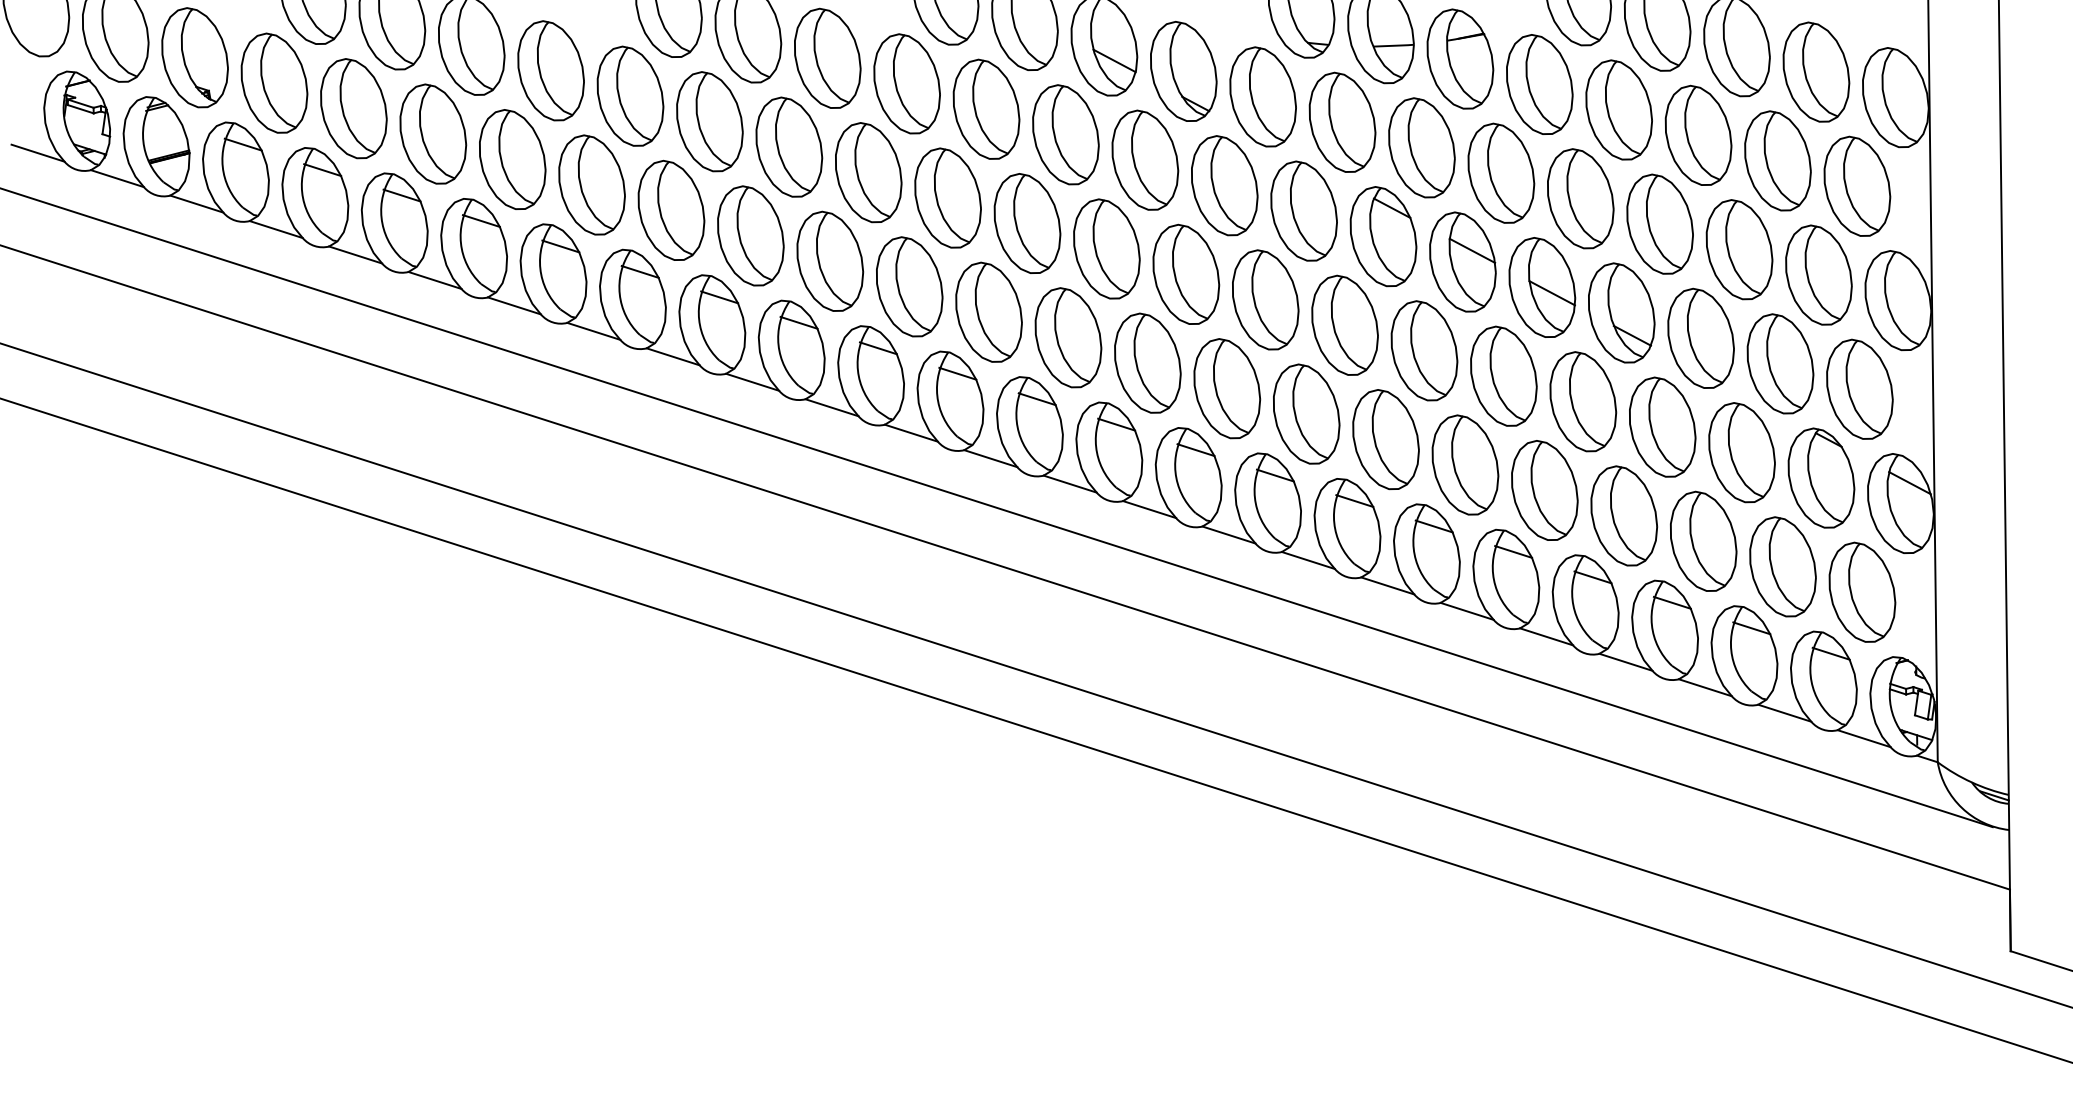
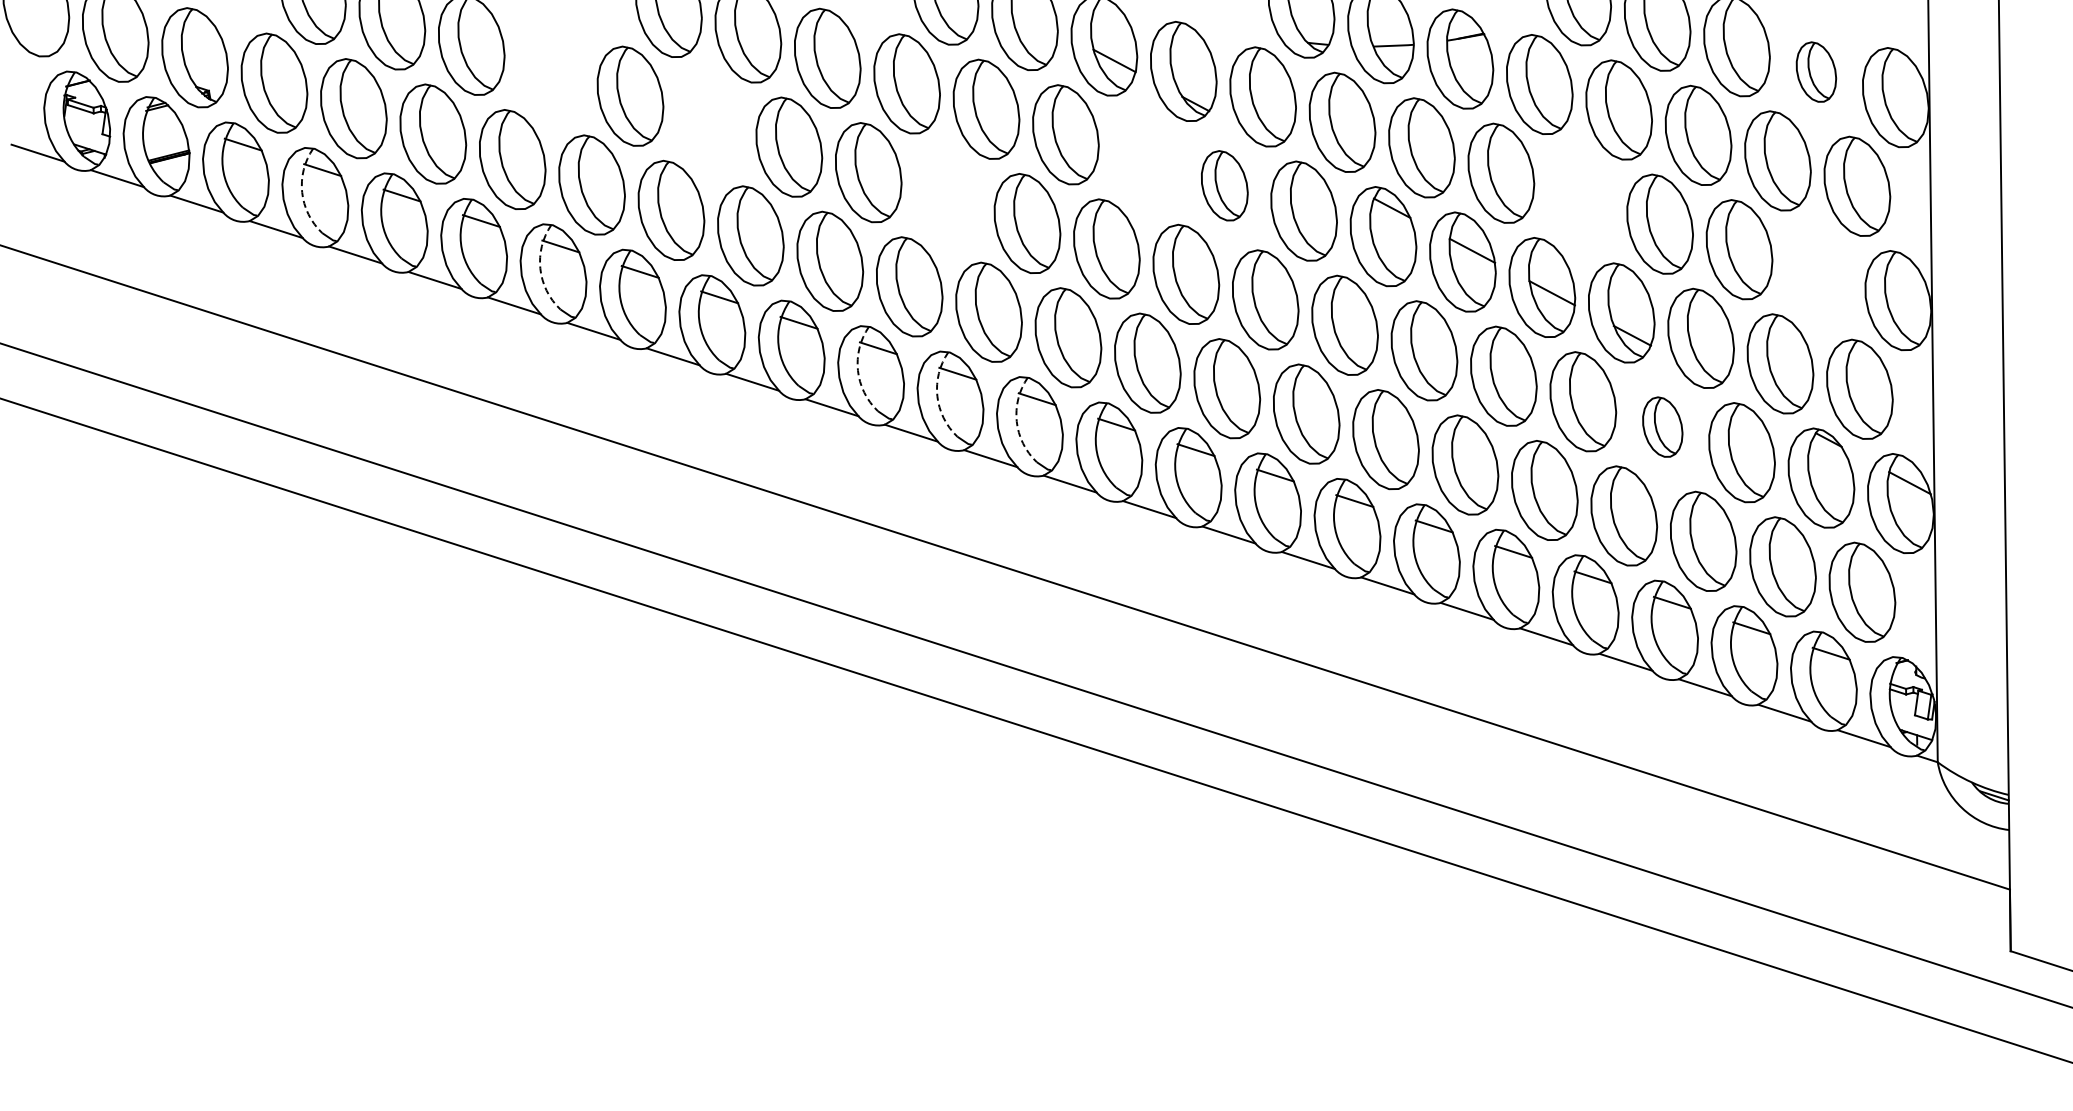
part: present -> none (550, 70)
part size: 69x102 px -> 43x62 px (1816, 71)
part: present -> none (709, 121)
part: present -> none (1145, 159)
part size: 68x102 px -> 48x72 px (1224, 185)
arc: solid -> dashed (302, 192)
part: present -> none (947, 197)
part: present -> none (1580, 198)
arc: solid -> dashed (540, 268)
part: present -> none (1818, 274)
arc: solid -> dashed (857, 370)
arc: solid -> dashed (937, 396)
arc: solid -> dashed (1016, 421)
part size: 68x102 px -> 42x62 px (1662, 426)
line: present -> none (997, 508)
